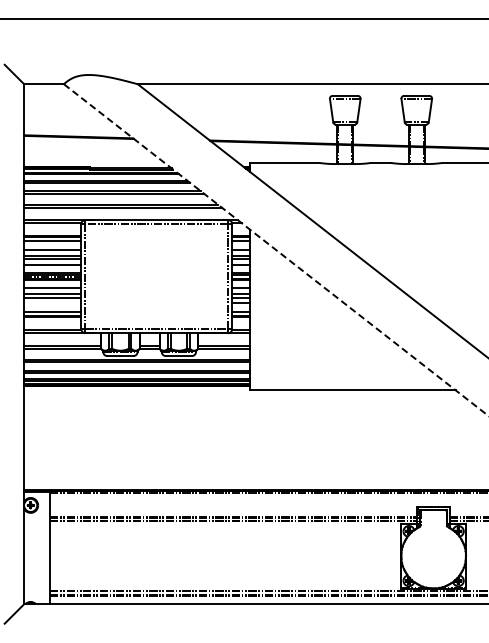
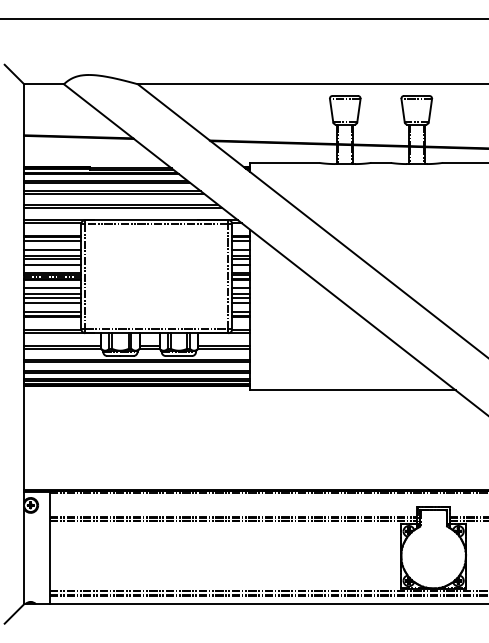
line: dashed -> solid (276, 250)
line: none -> present (52, 303)
